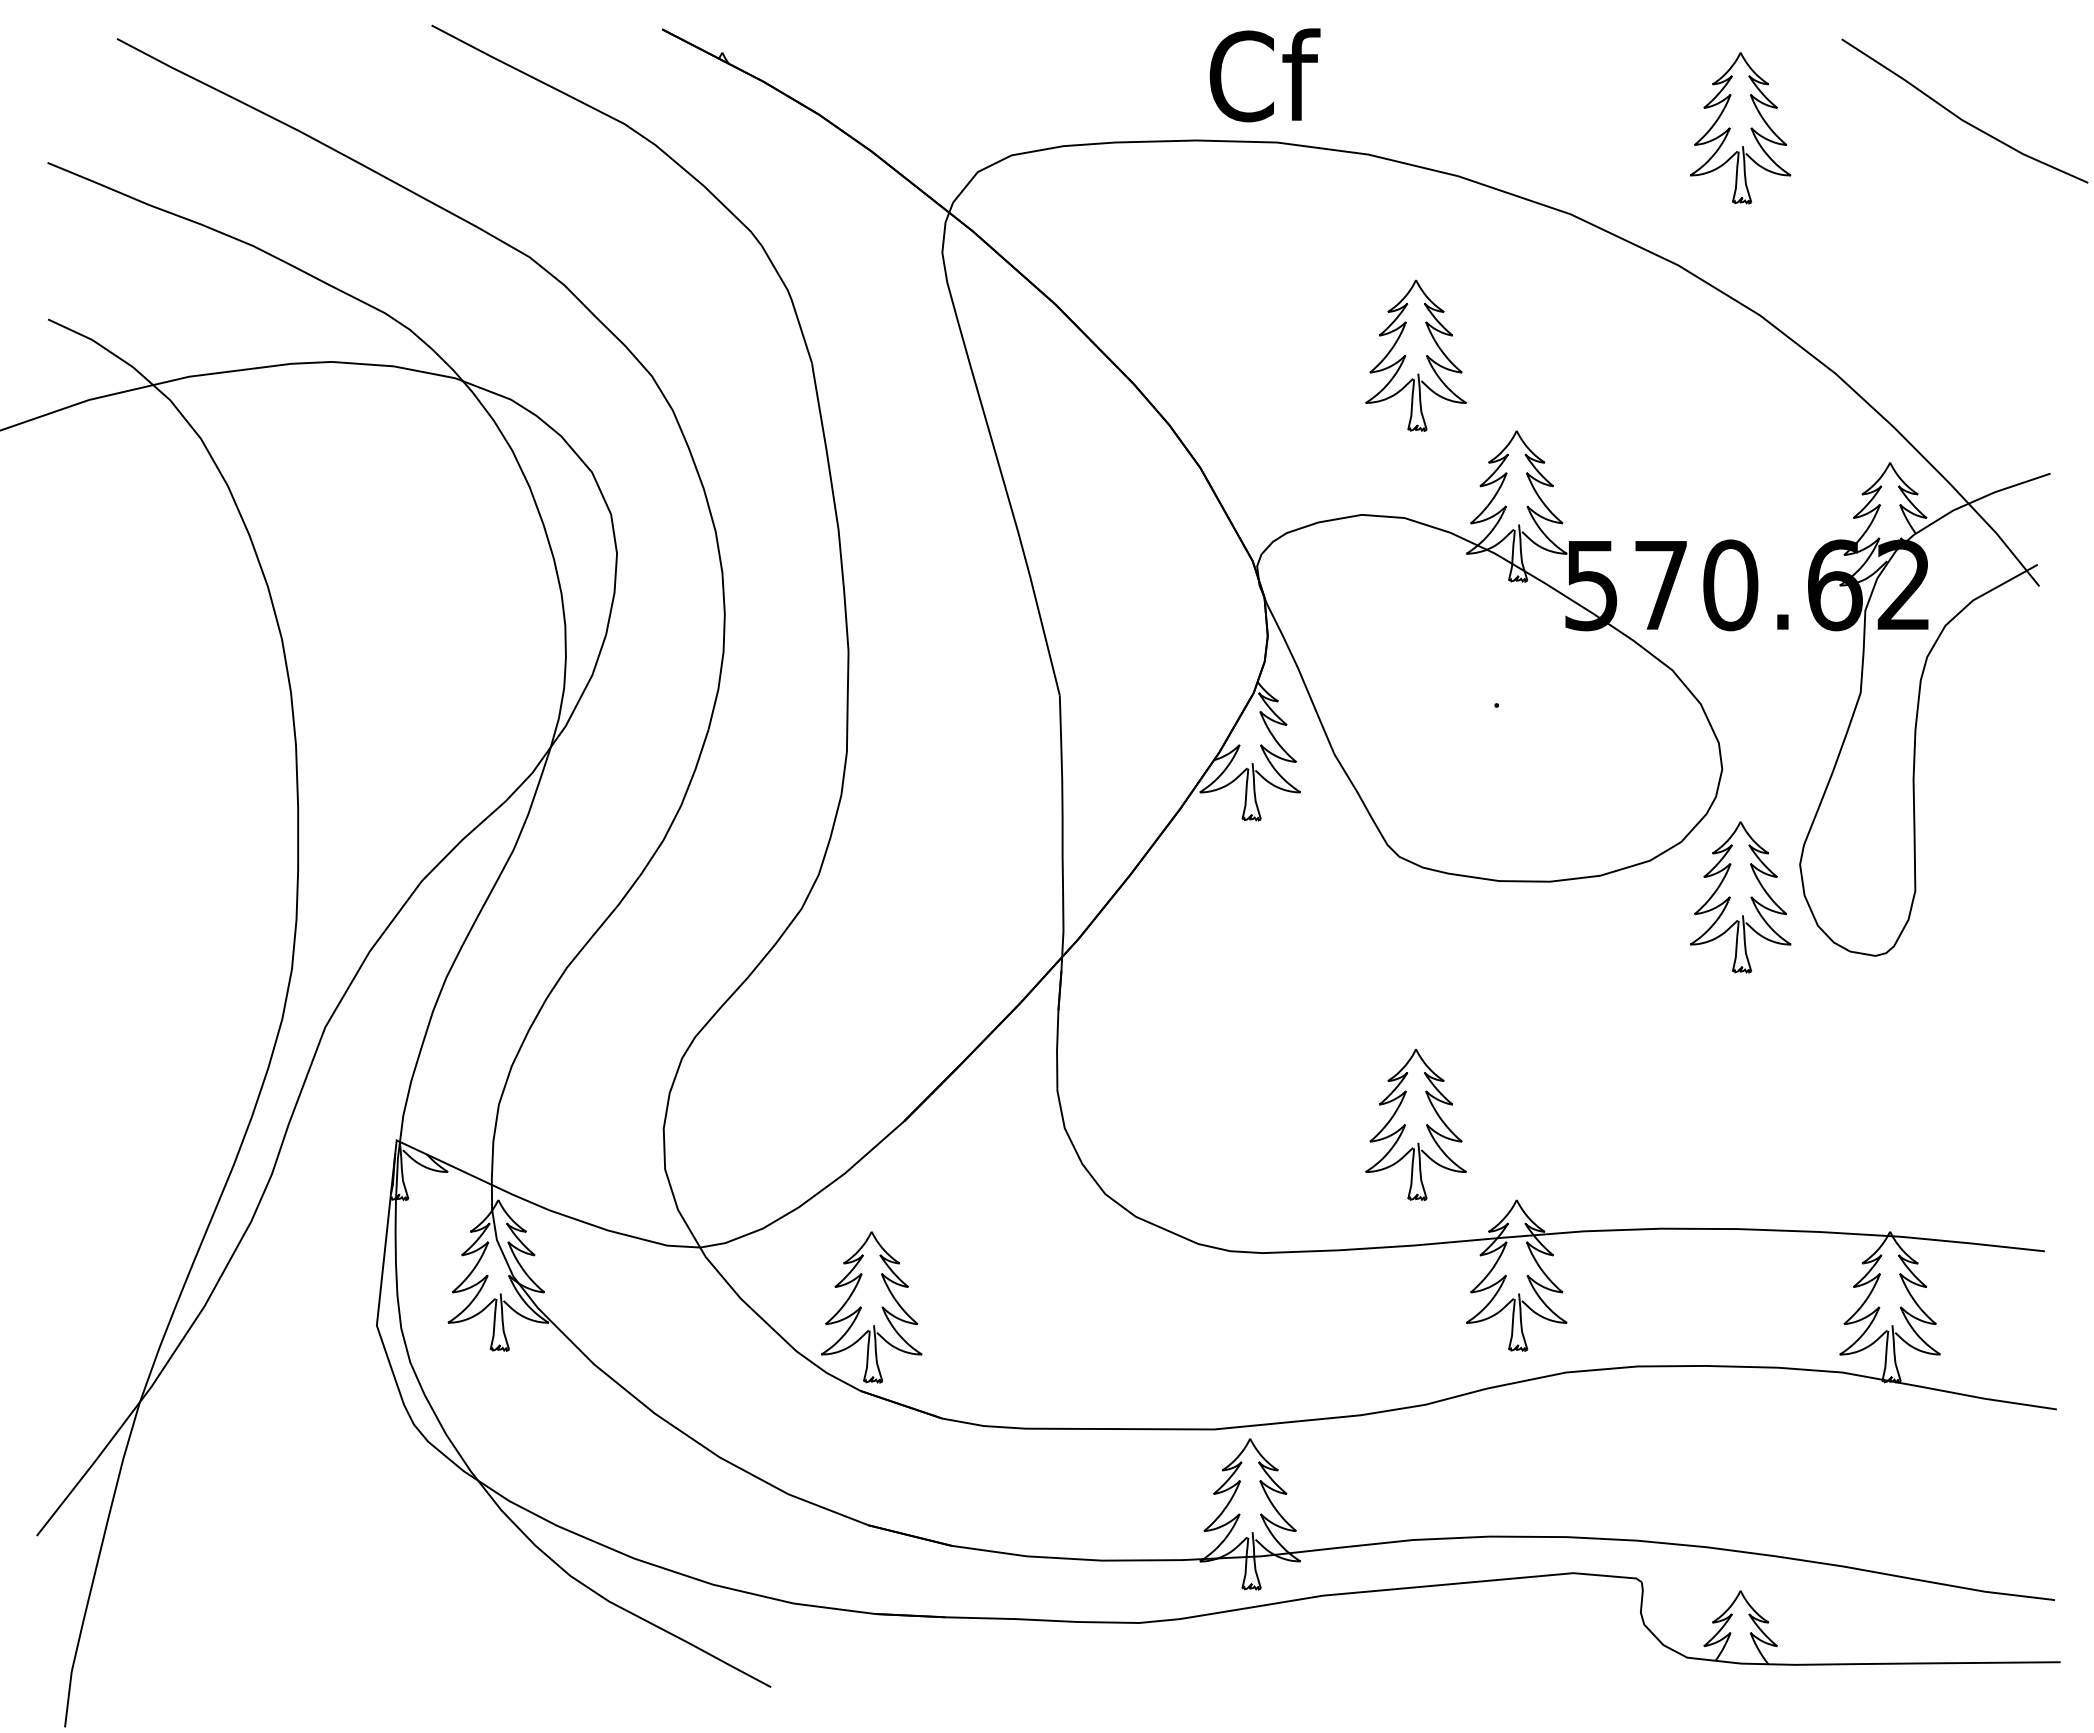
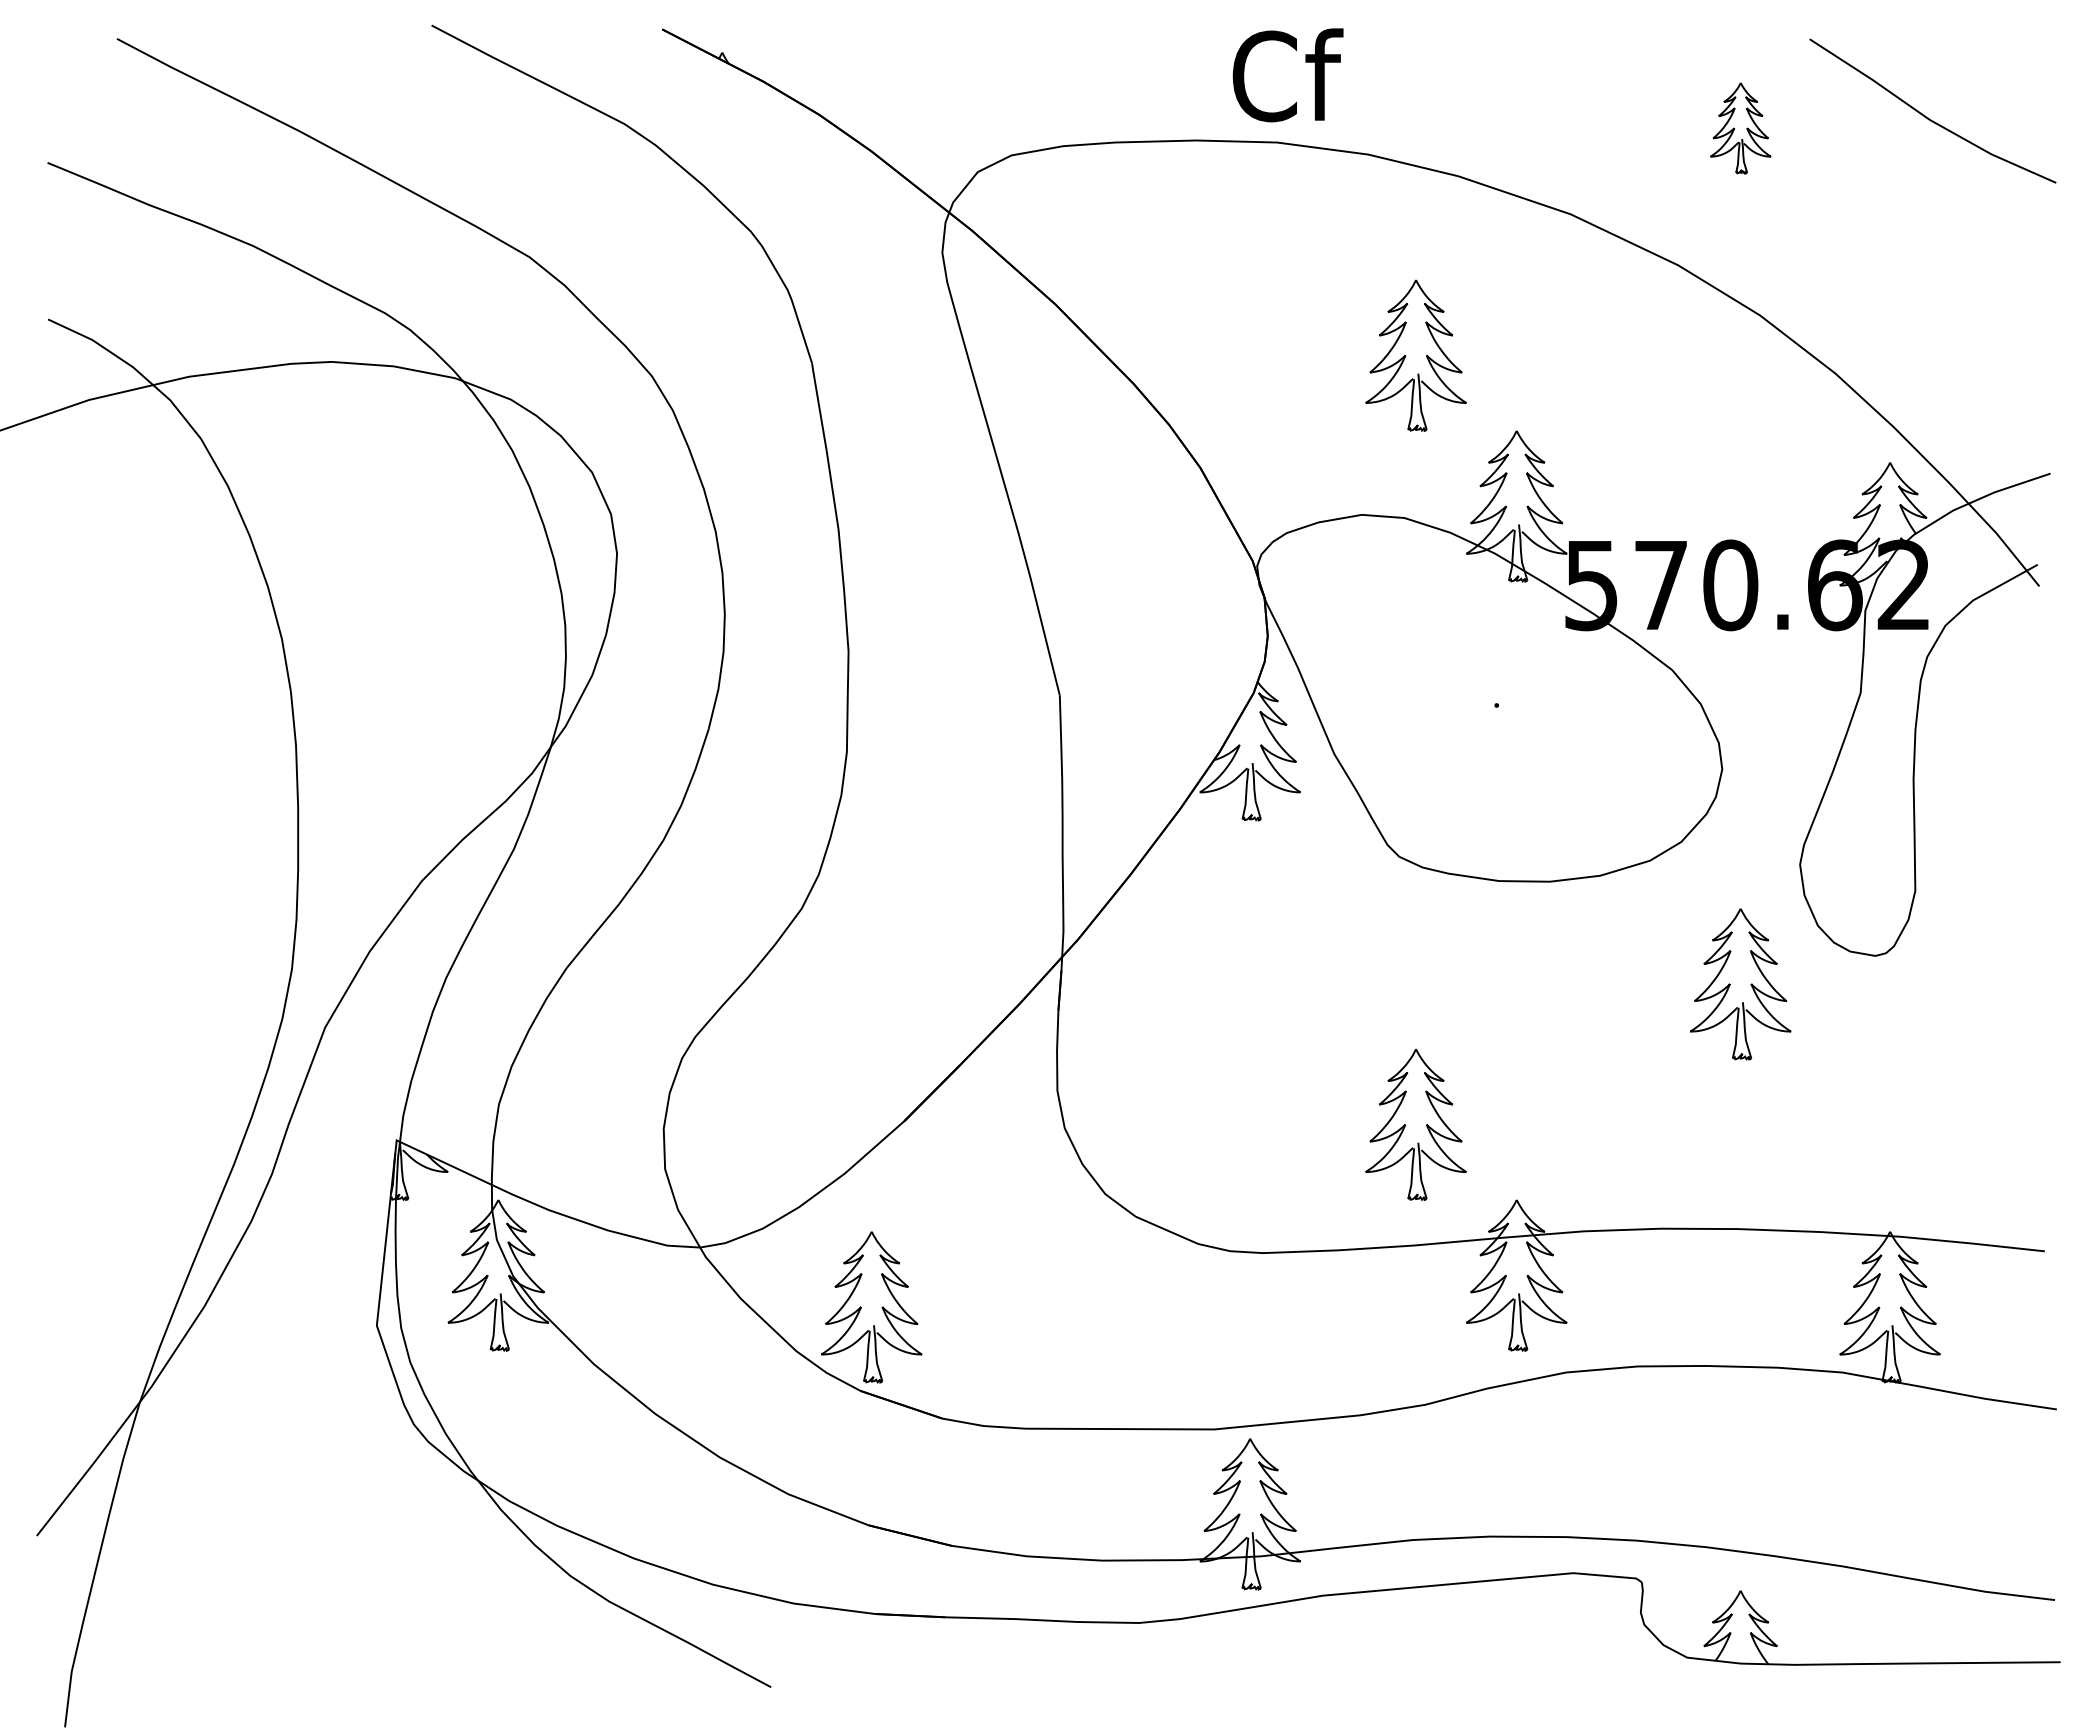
text position: (1264, 75) -> (1287, 75) (1287, 75)
line position: (1960, 117) -> (1928, 117) (1928, 117)
part size: 102x153 px -> 62x93 px (1740, 128)
part position: (1740, 897) -> (1740, 984) (1740, 984)
